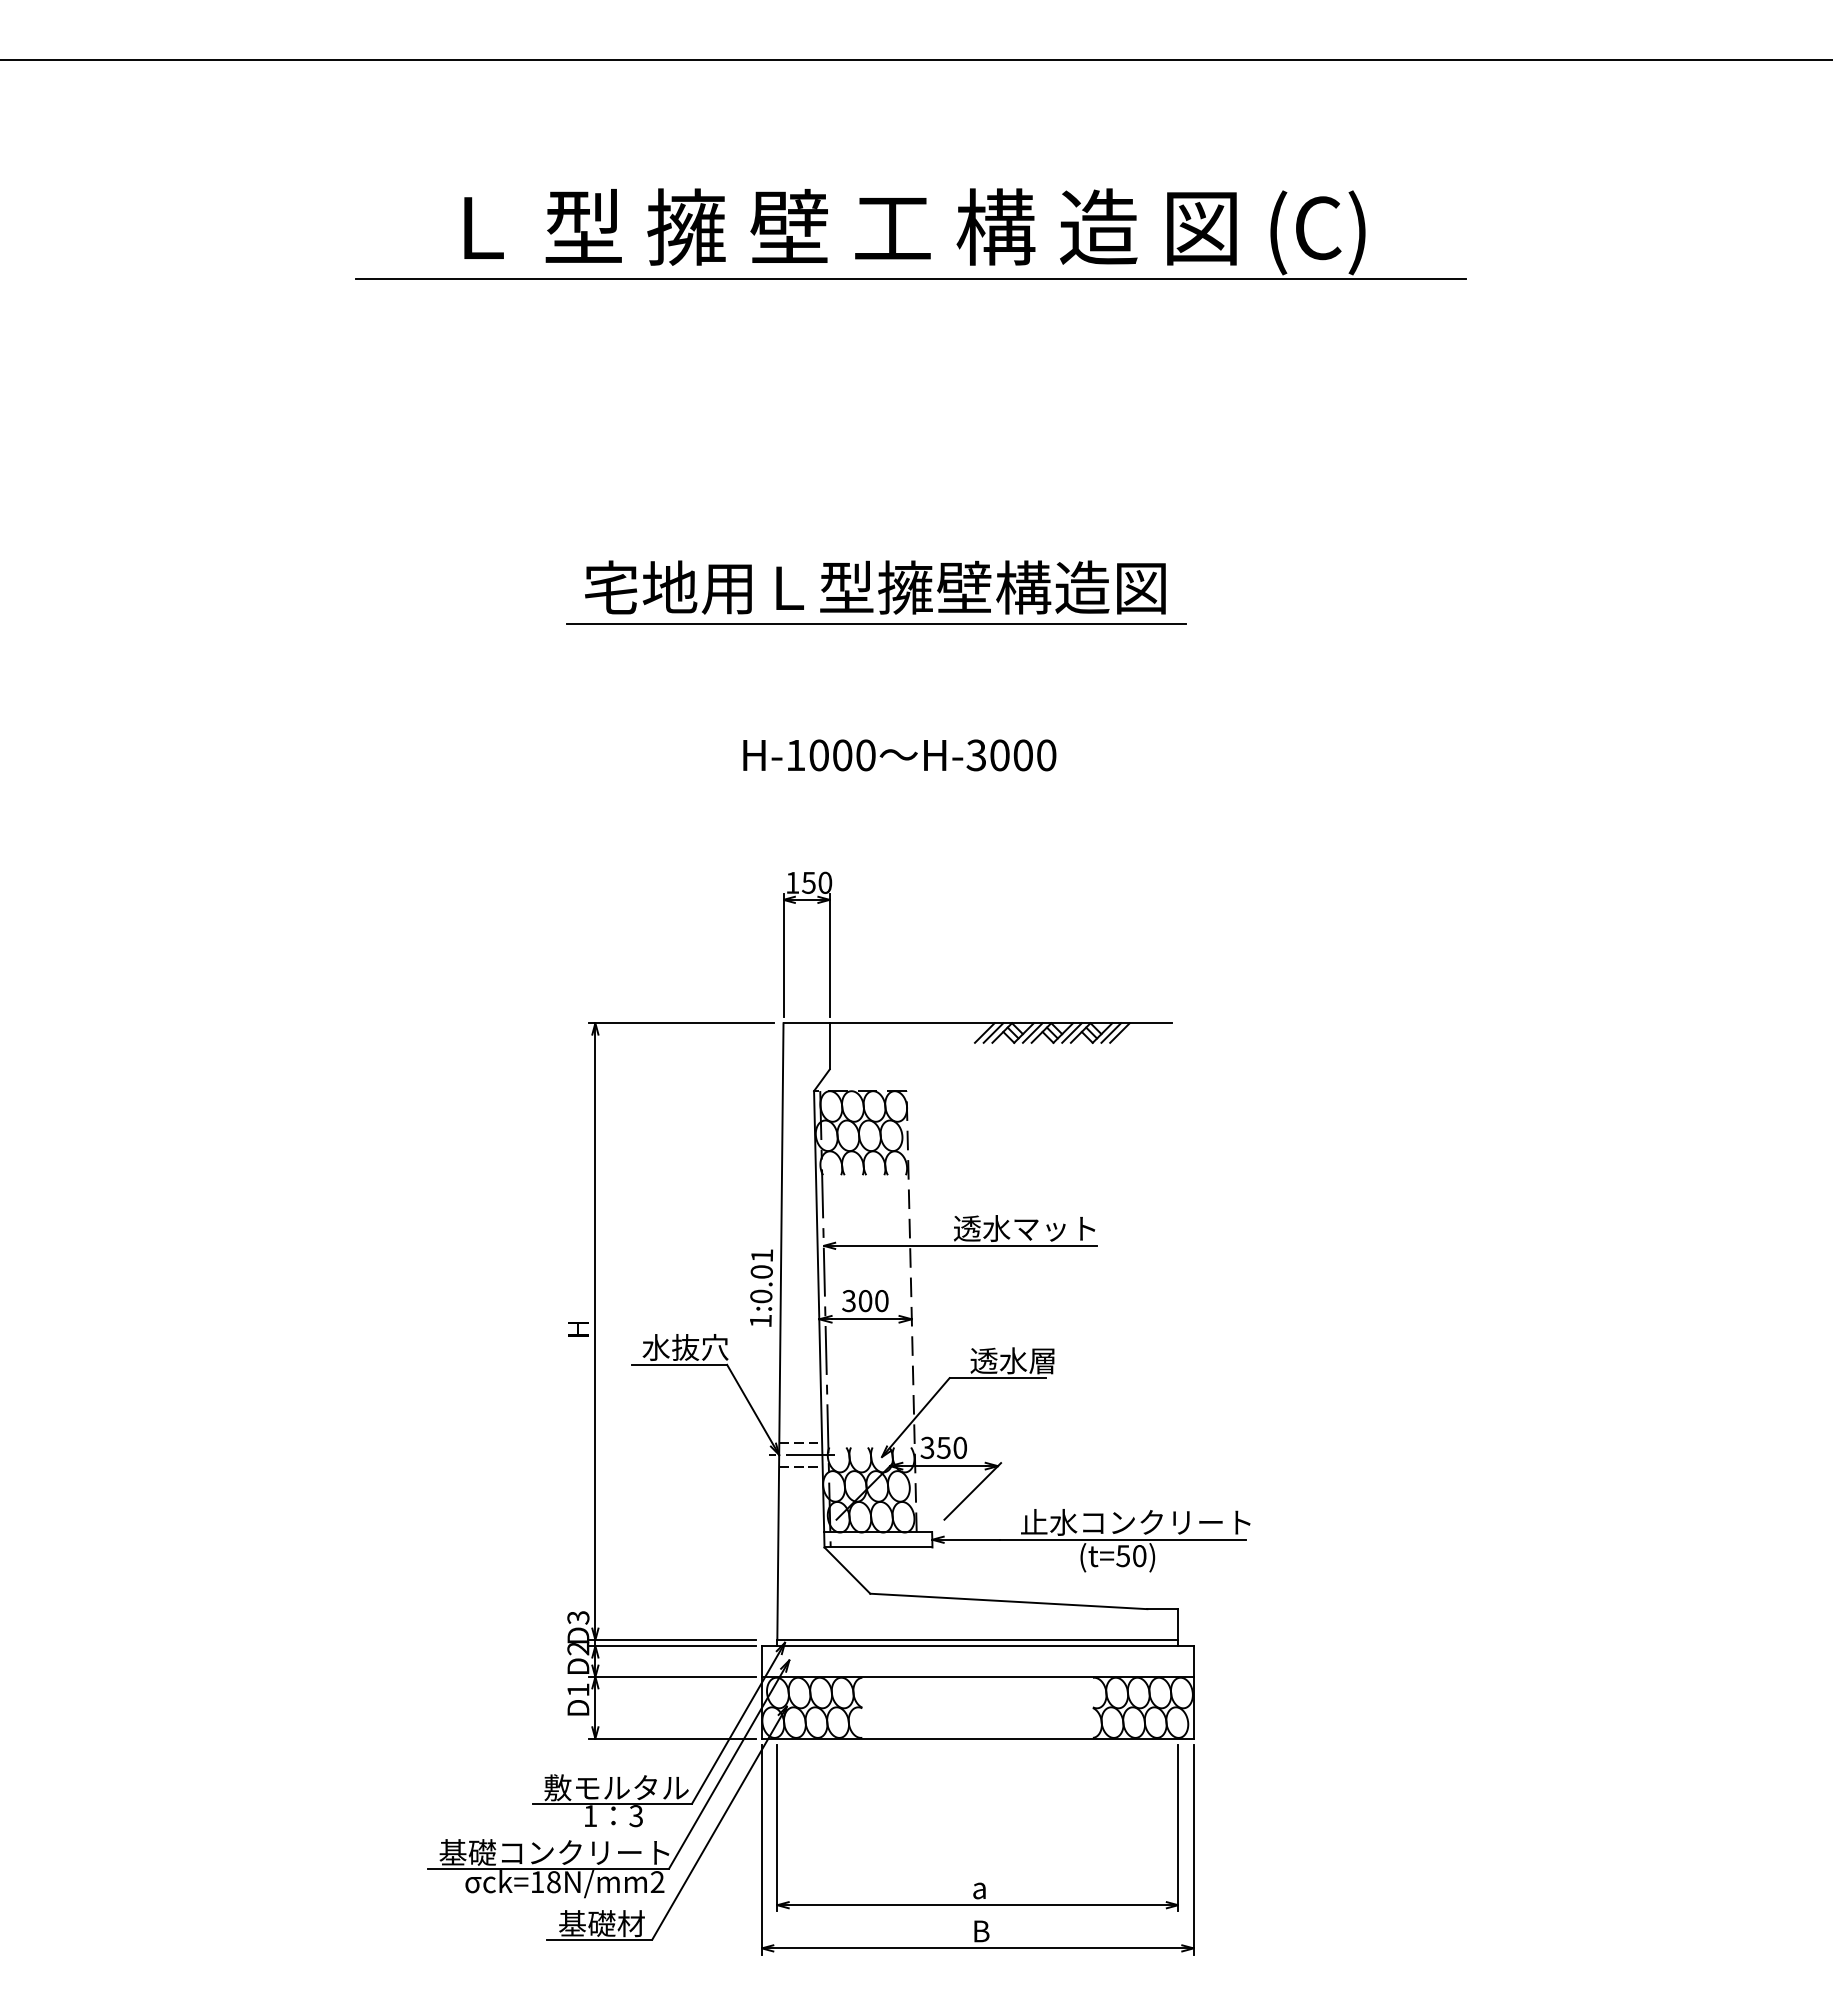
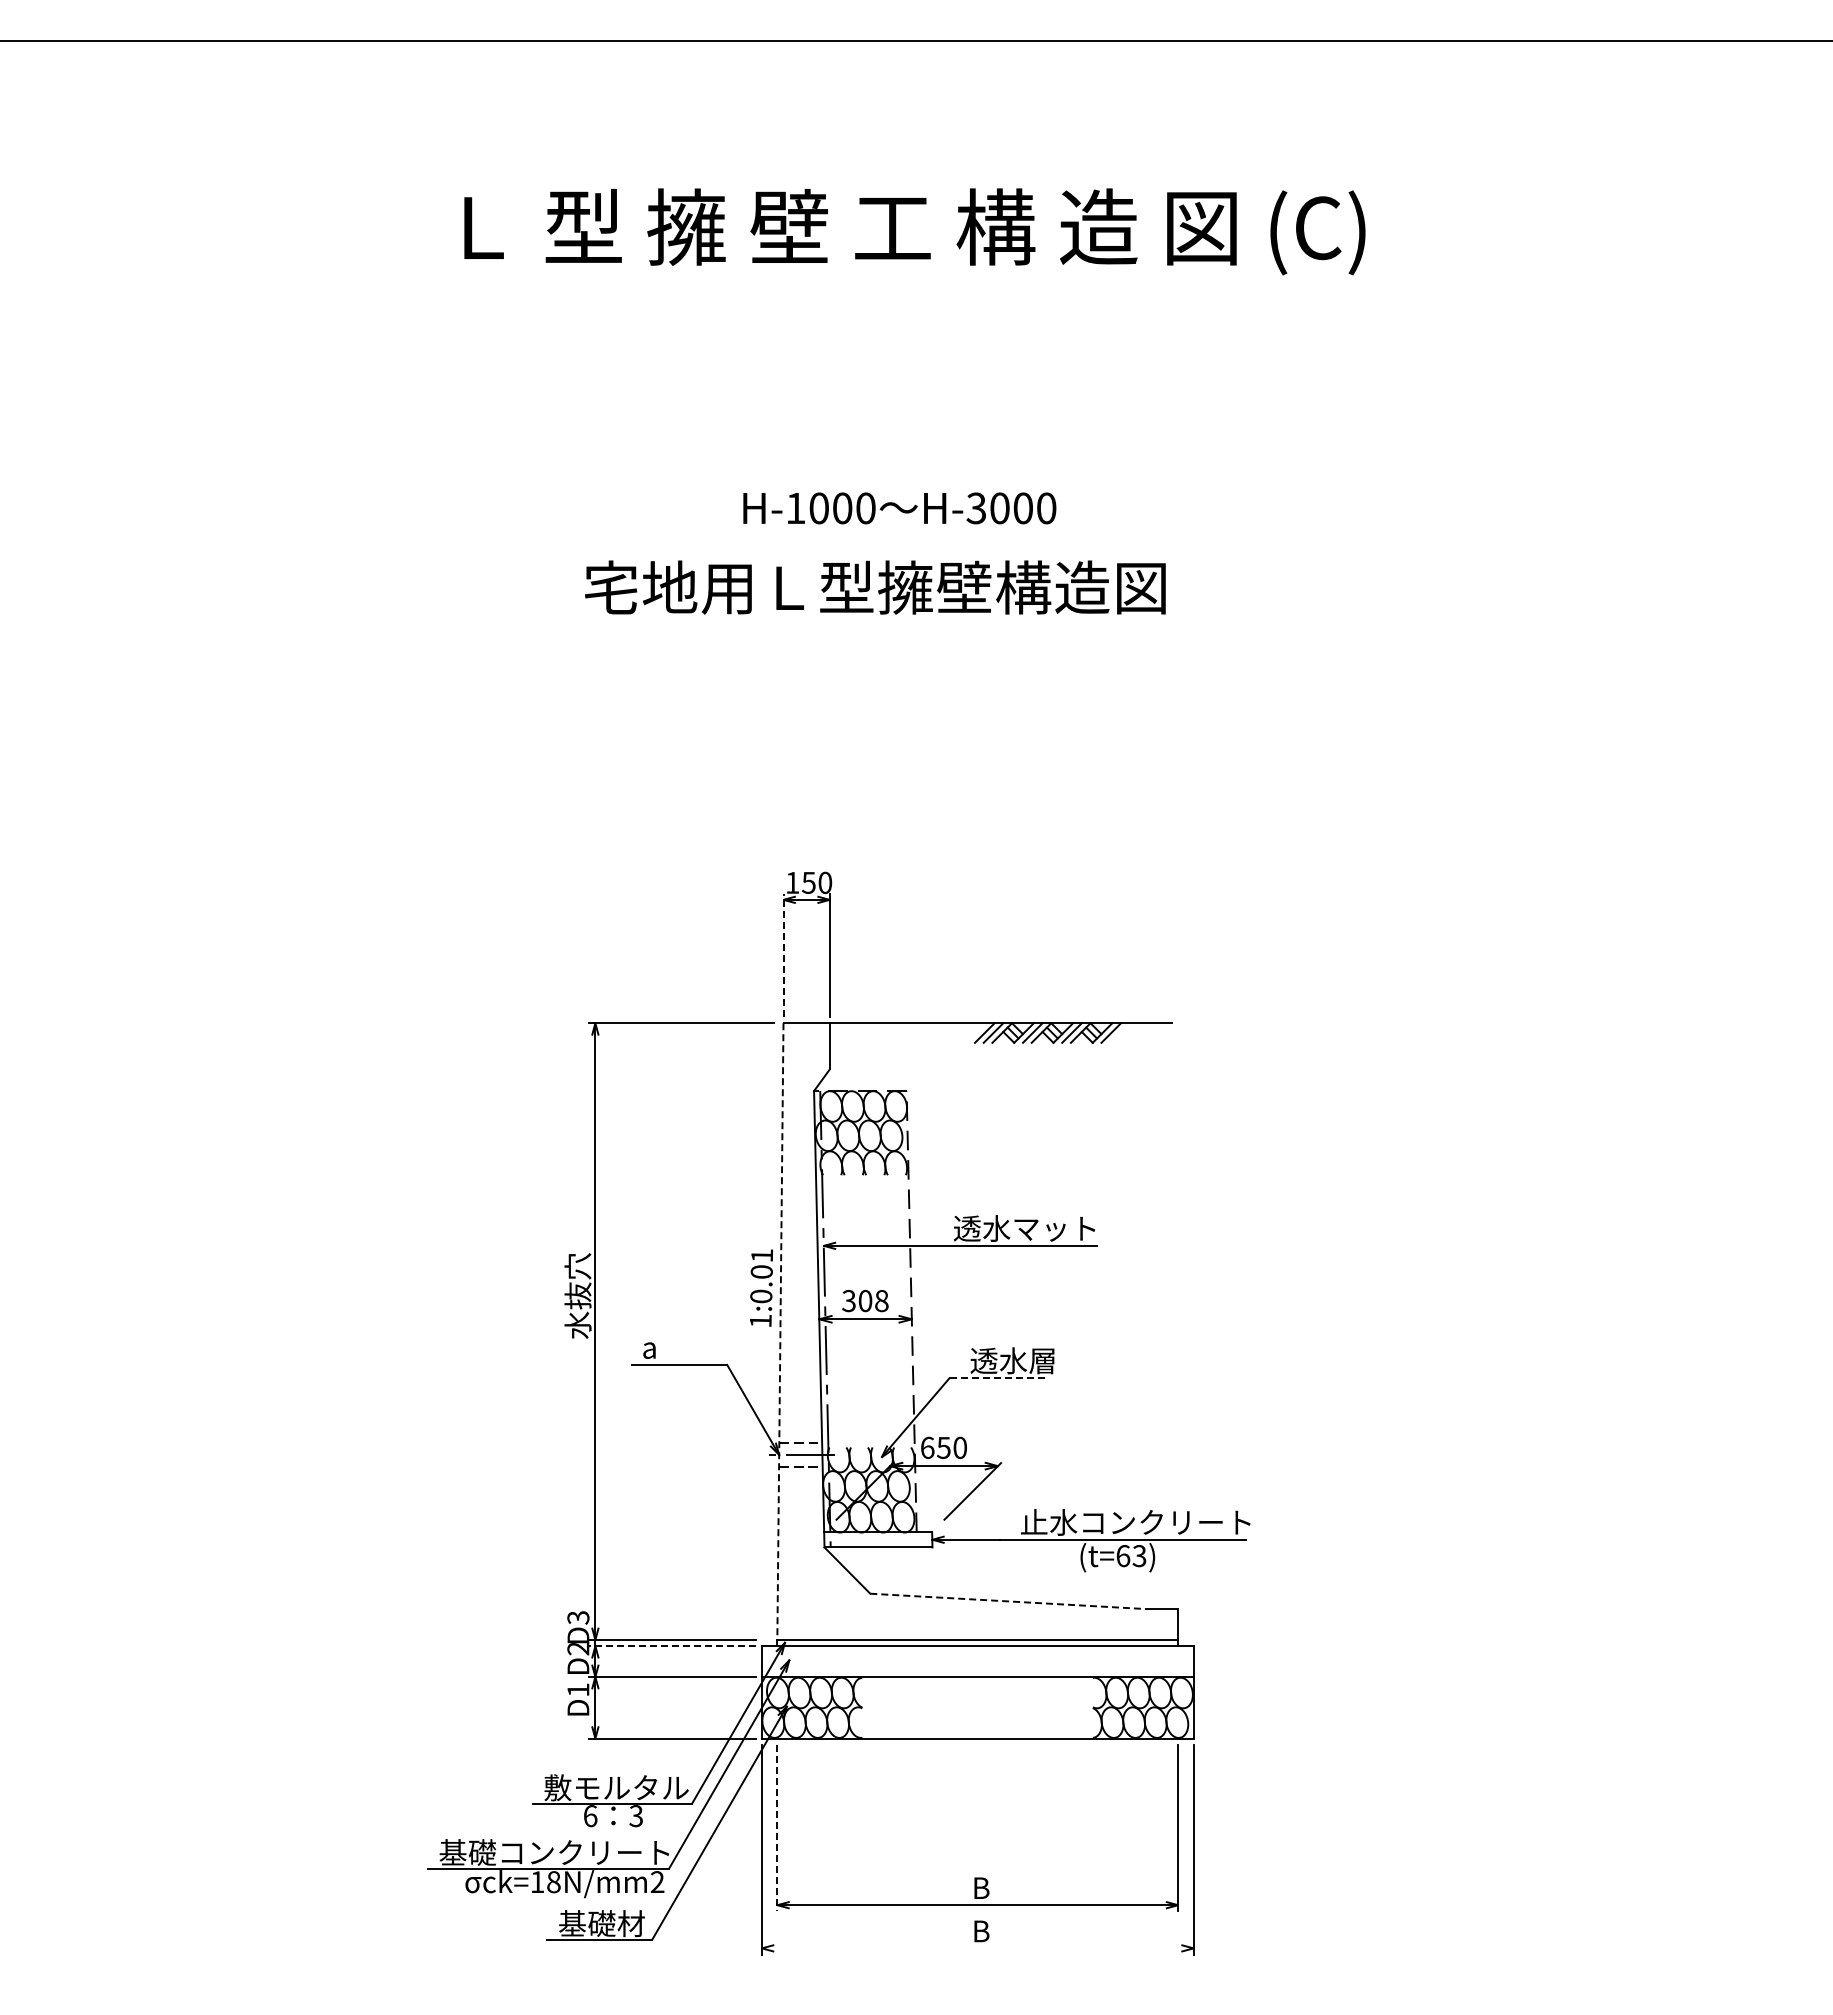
line position: (915, 60) -> (915, 41) (915, 41)
line: present -> none (910, 278)
line: present -> none (876, 623)
text position: (899, 755) -> (899, 508) (899, 508)
line: solid -> dashed (783, 955)
line: present -> none (1119, 1032)
text: H -> 水抜穴 (577, 1295)
text: 300 -> 308 (881, 1300)
line: solid -> dashed (780, 1332)
text: 水抜穴 -> a (685, 1347)
line: solid -> dashed (997, 1378)
text: 350 -> 650 (927, 1447)
text: (t=50) -> (t=63) (1131, 1556)
line: solid -> dashed (1008, 1601)
line: solid -> dashed (671, 1646)
text: 1 -> 6 (590, 1816)
line: solid -> dashed (777, 1828)
text: a -> B (981, 1888)
line: present -> none (977, 1948)
